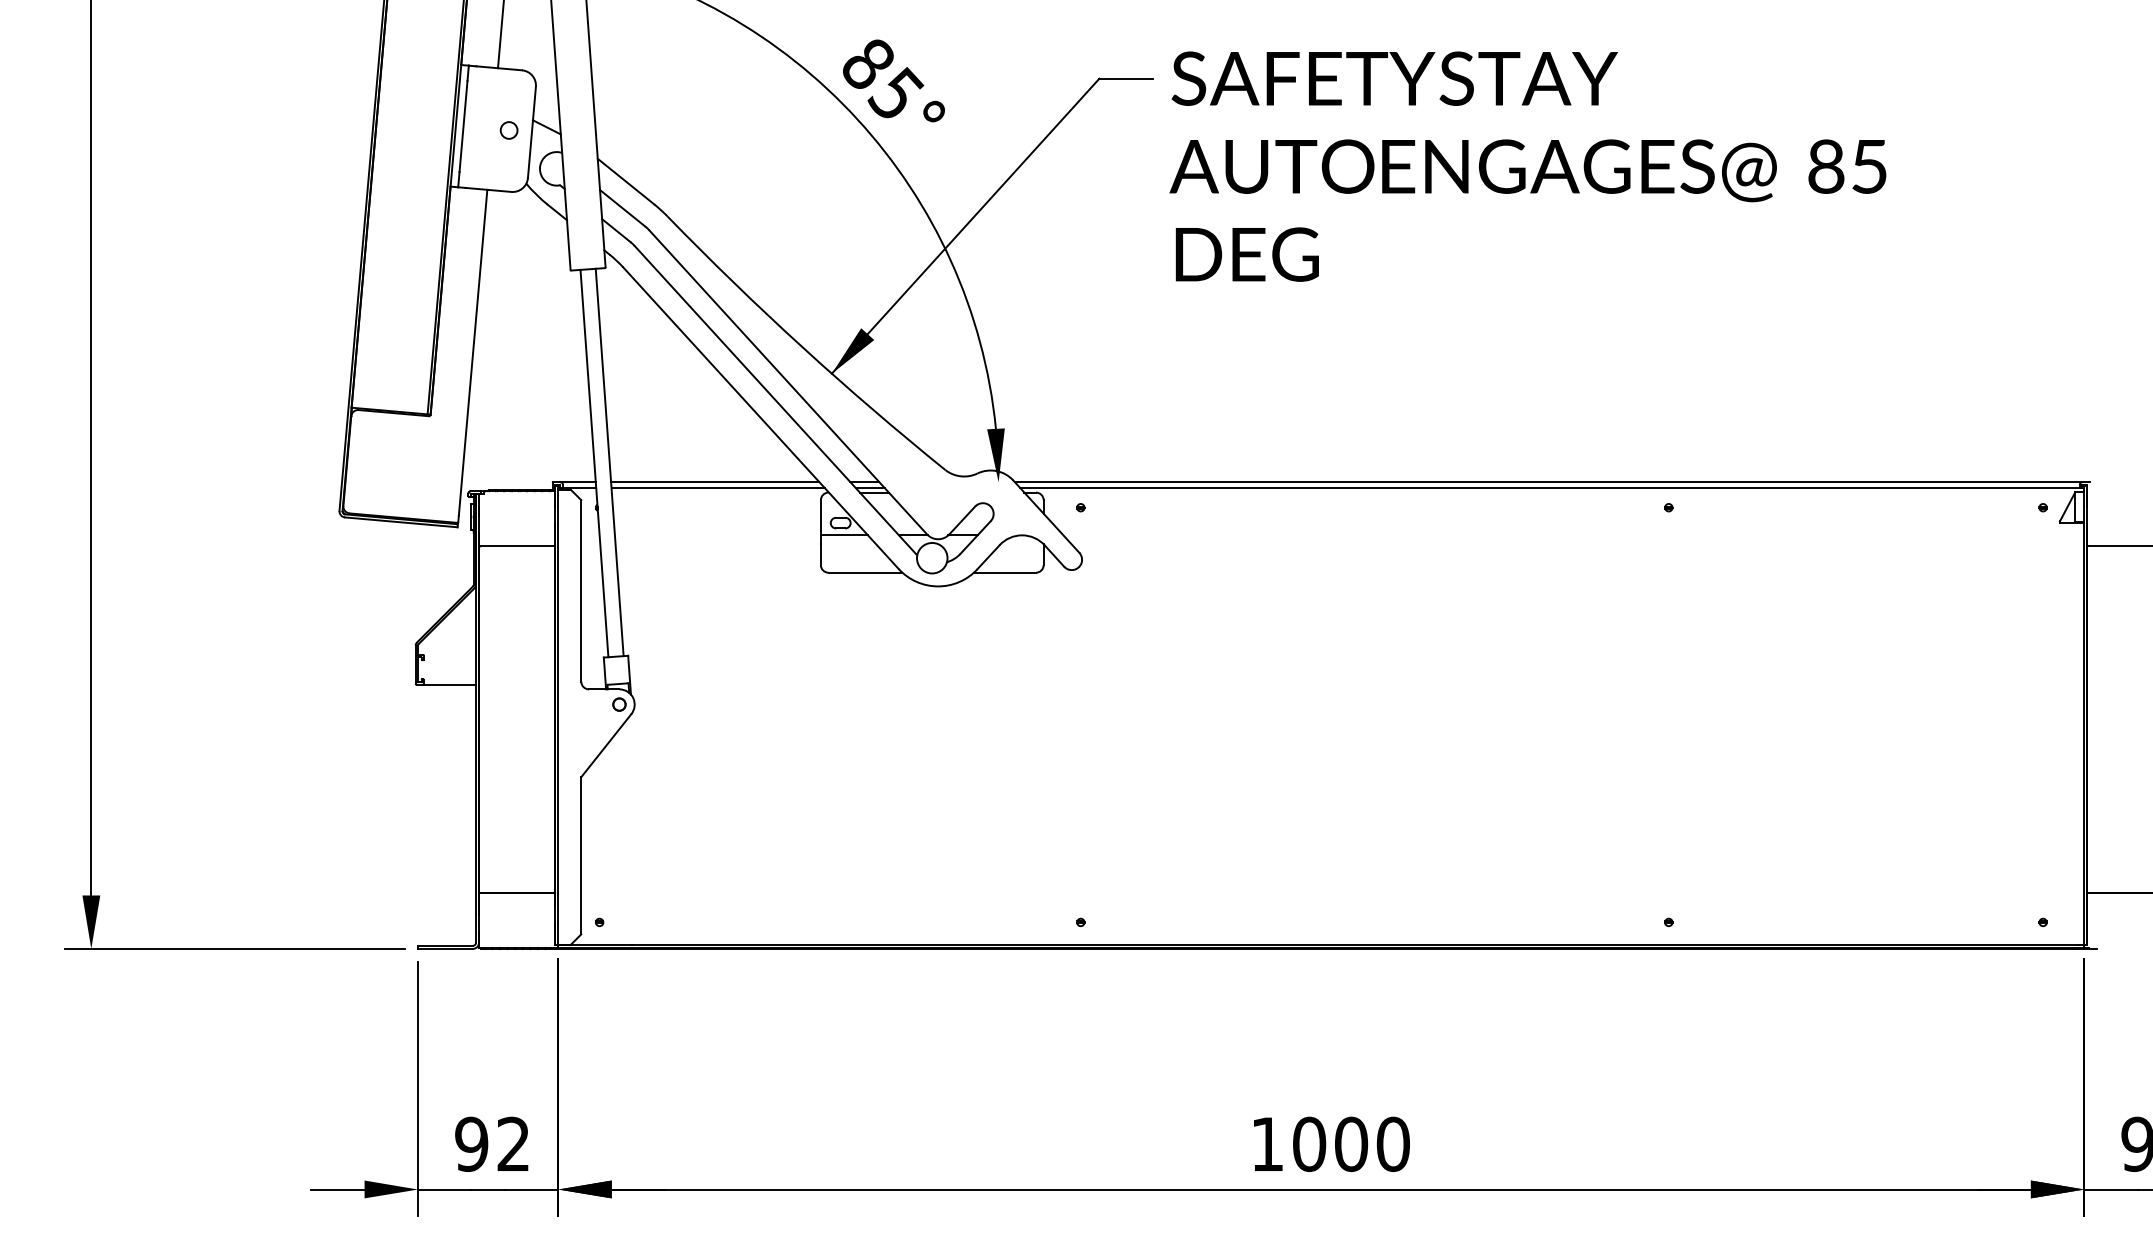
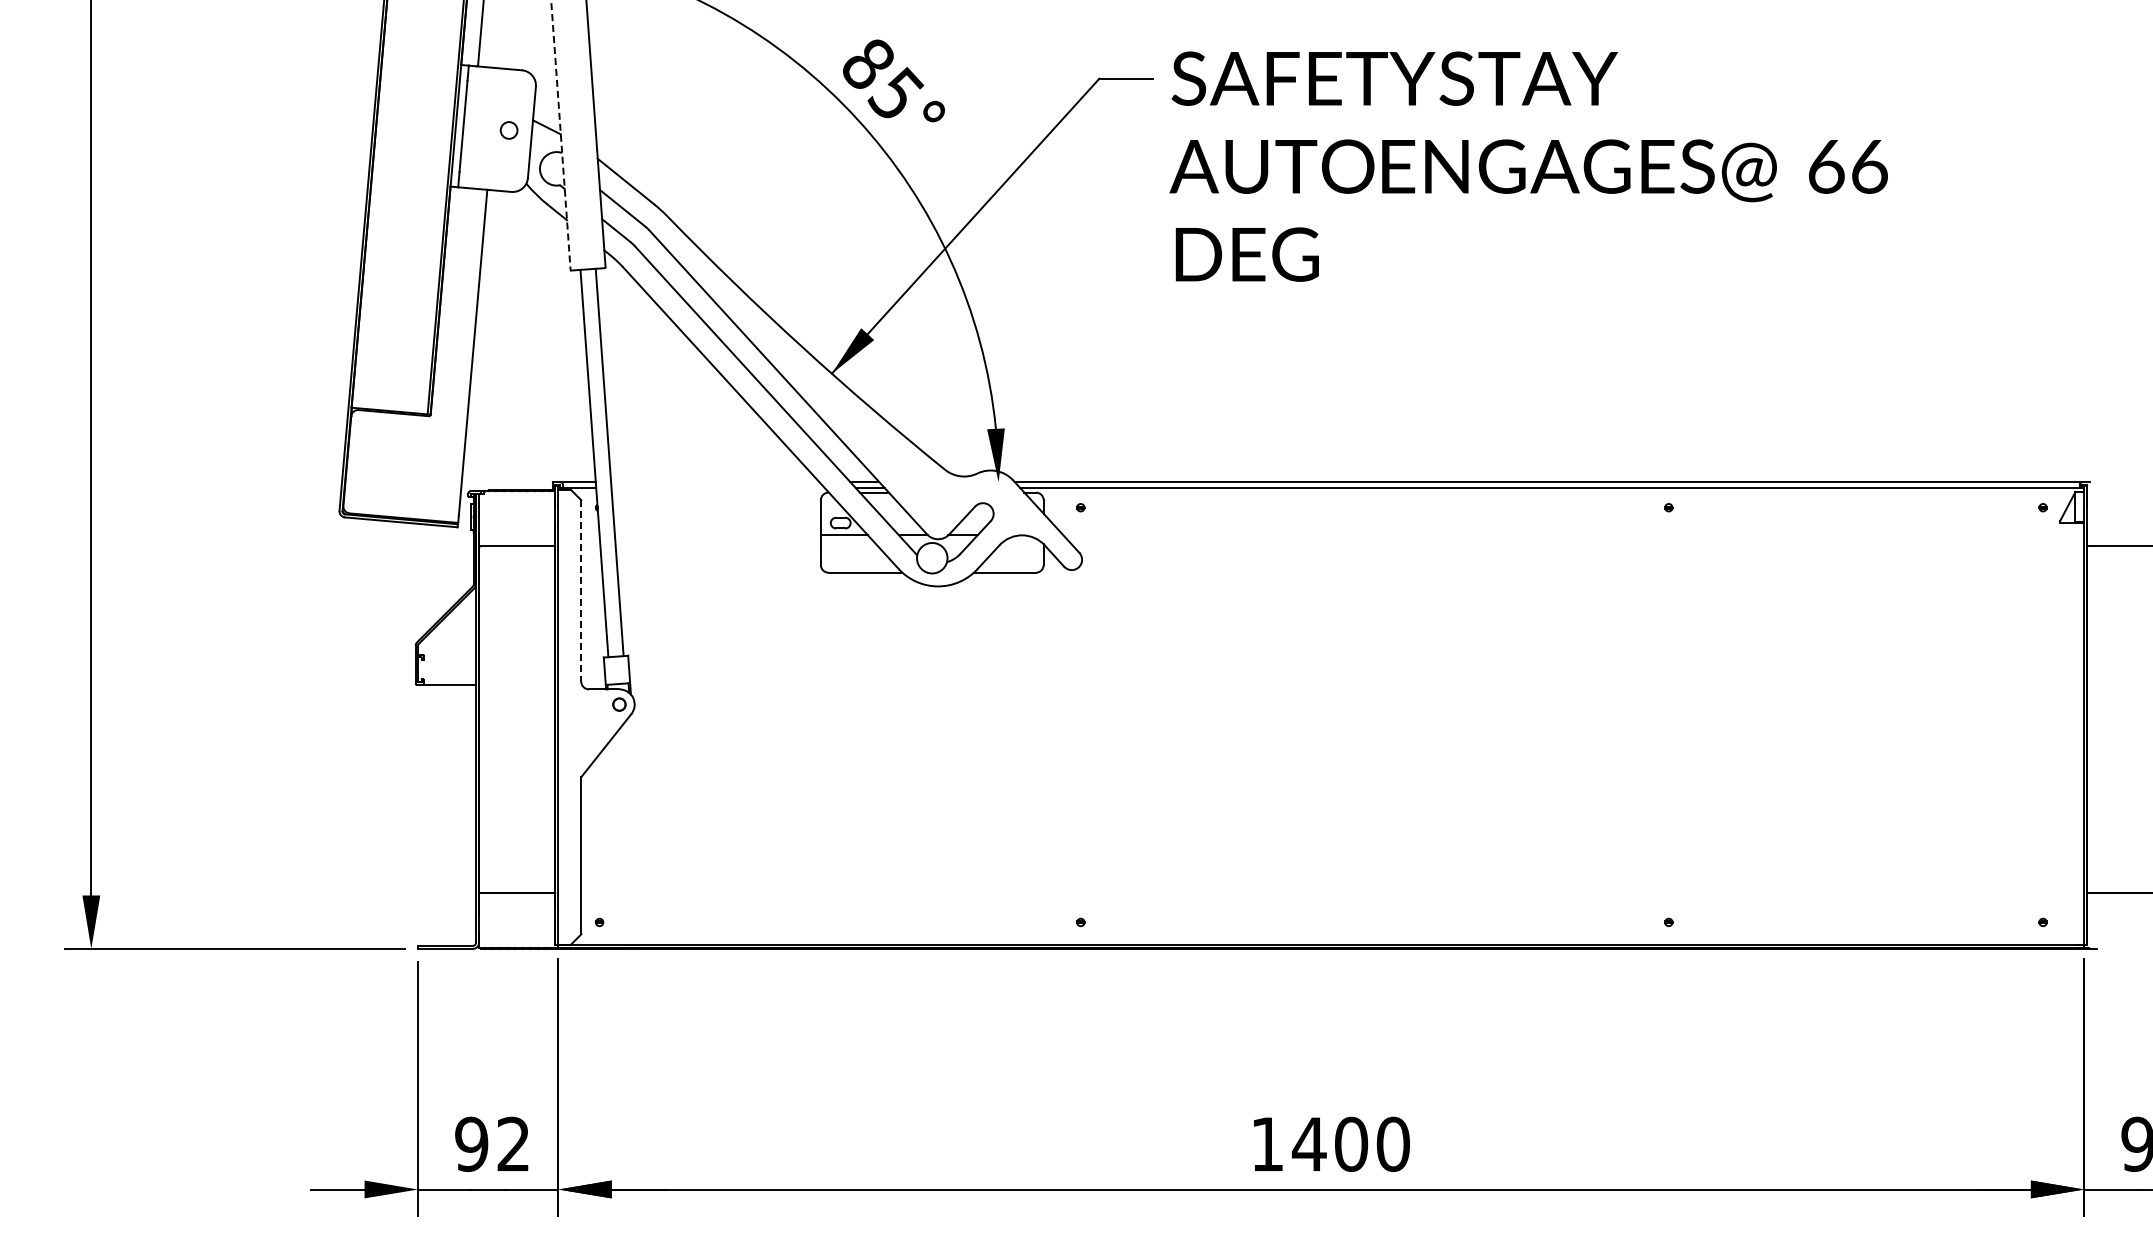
line position: (500, 35) -> (480, 34) (480, 34)
line: solid -> dashed (560, 135)
text: 85 -> 66 (1847, 166)
line: present -> none (715, 482)
line: present -> none (717, 488)
line: solid -> dashed (581, 590)
text: 1000 -> 1400 (1308, 1143)
